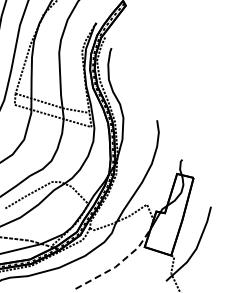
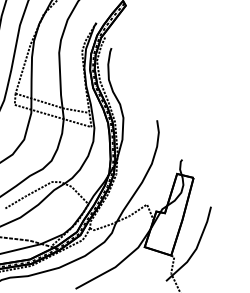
line: dashed -> solid (118, 264)
